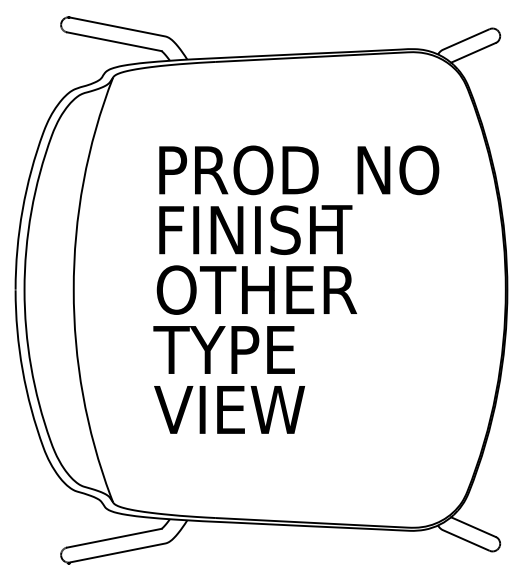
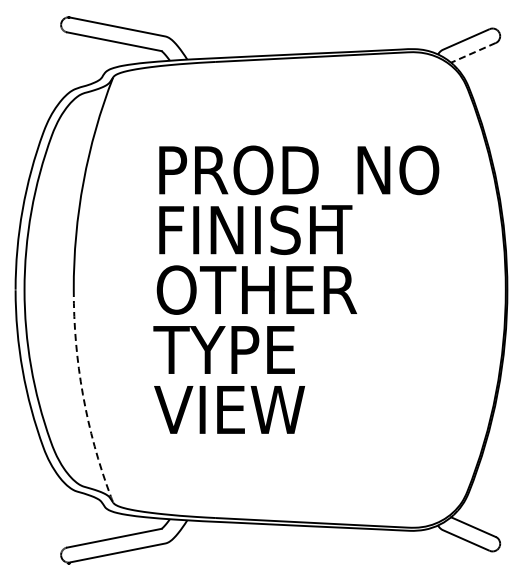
line: solid -> dashed (472, 53)
line: solid -> dashed (84, 400)
